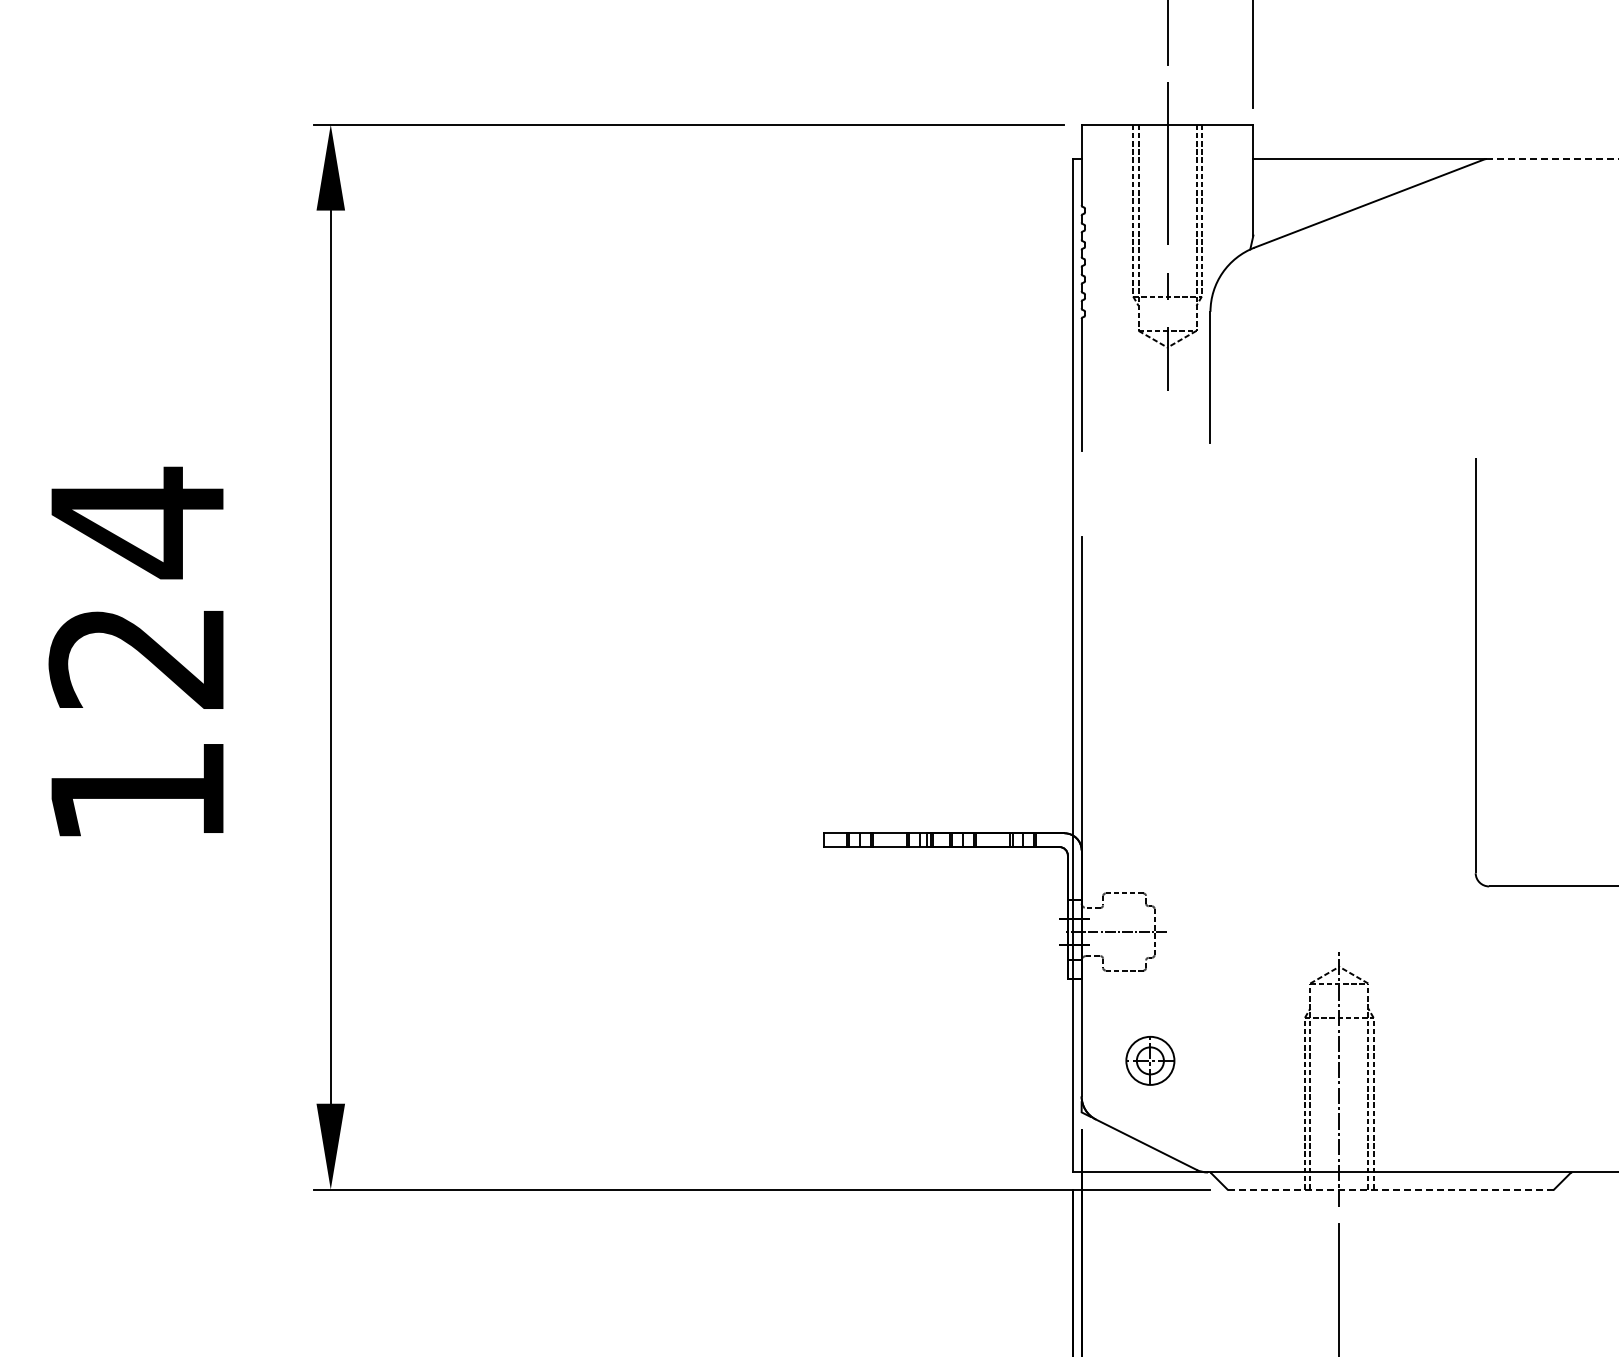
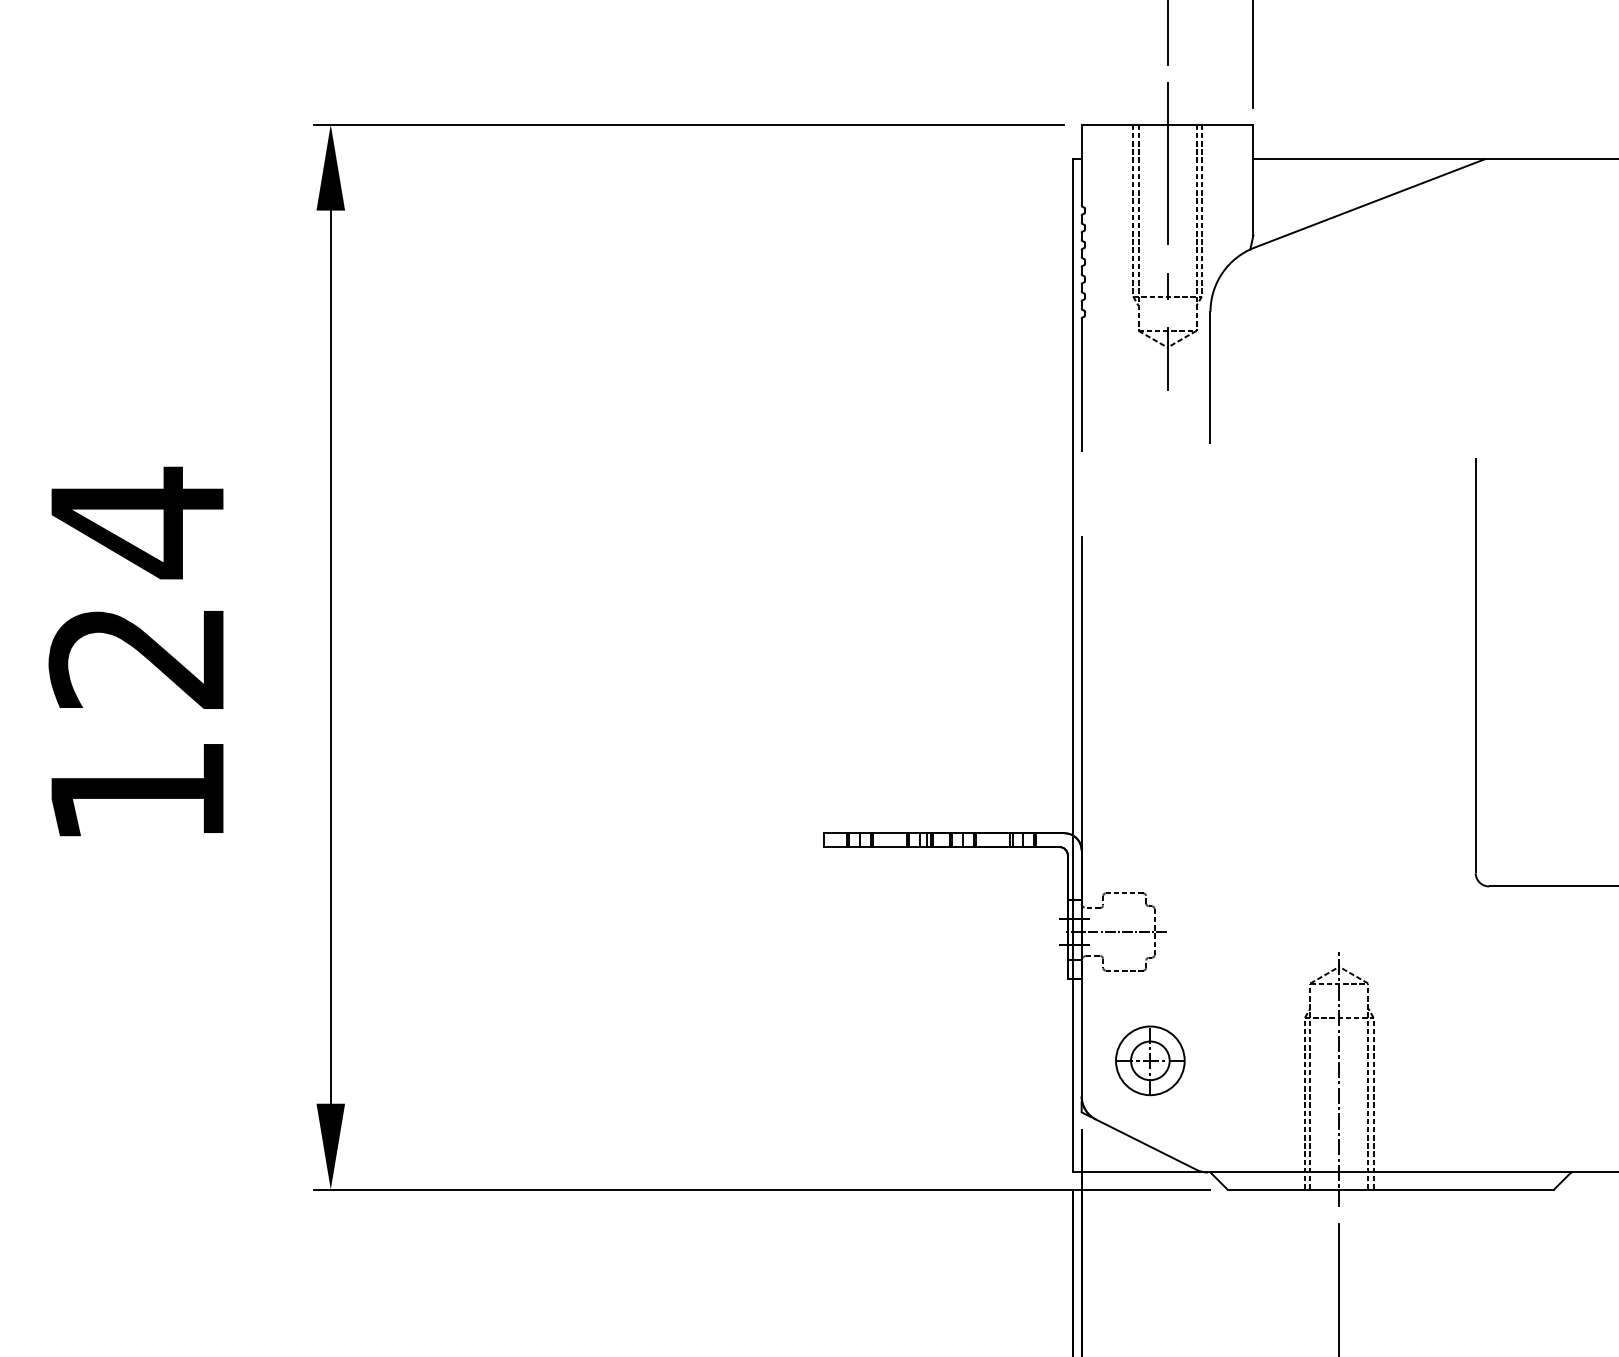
line: dashed -> solid (1552, 159)
part size: 51x50 px -> 71x72 px (1150, 1060)
line: dashed -> solid (1391, 1189)
